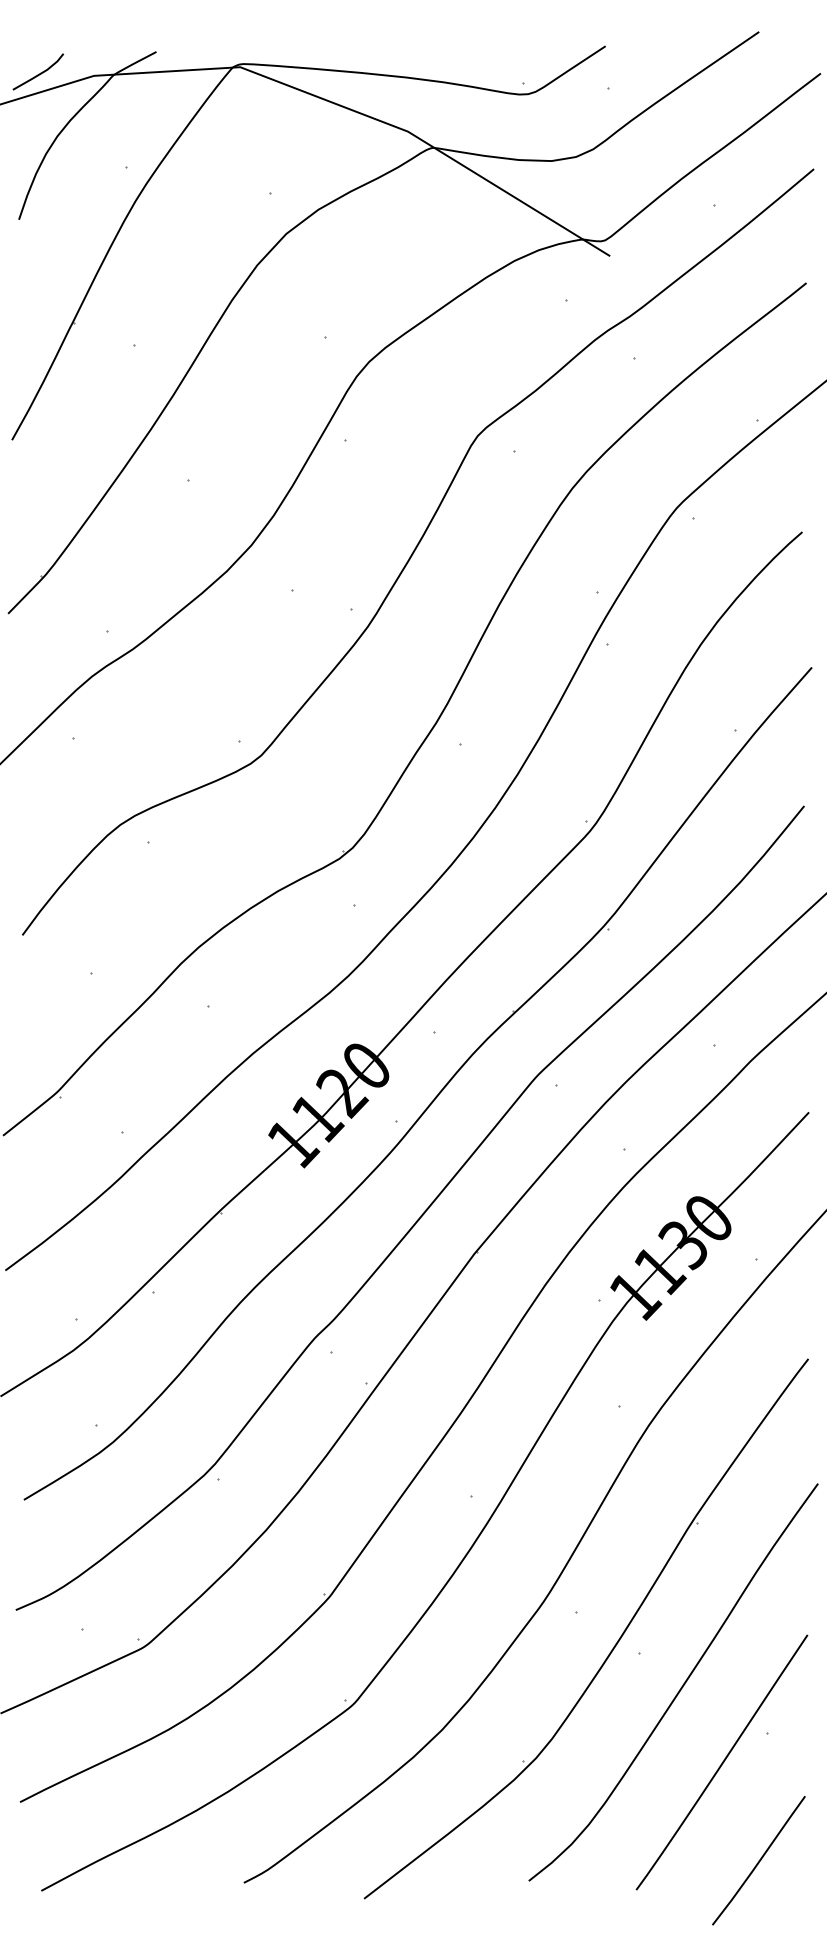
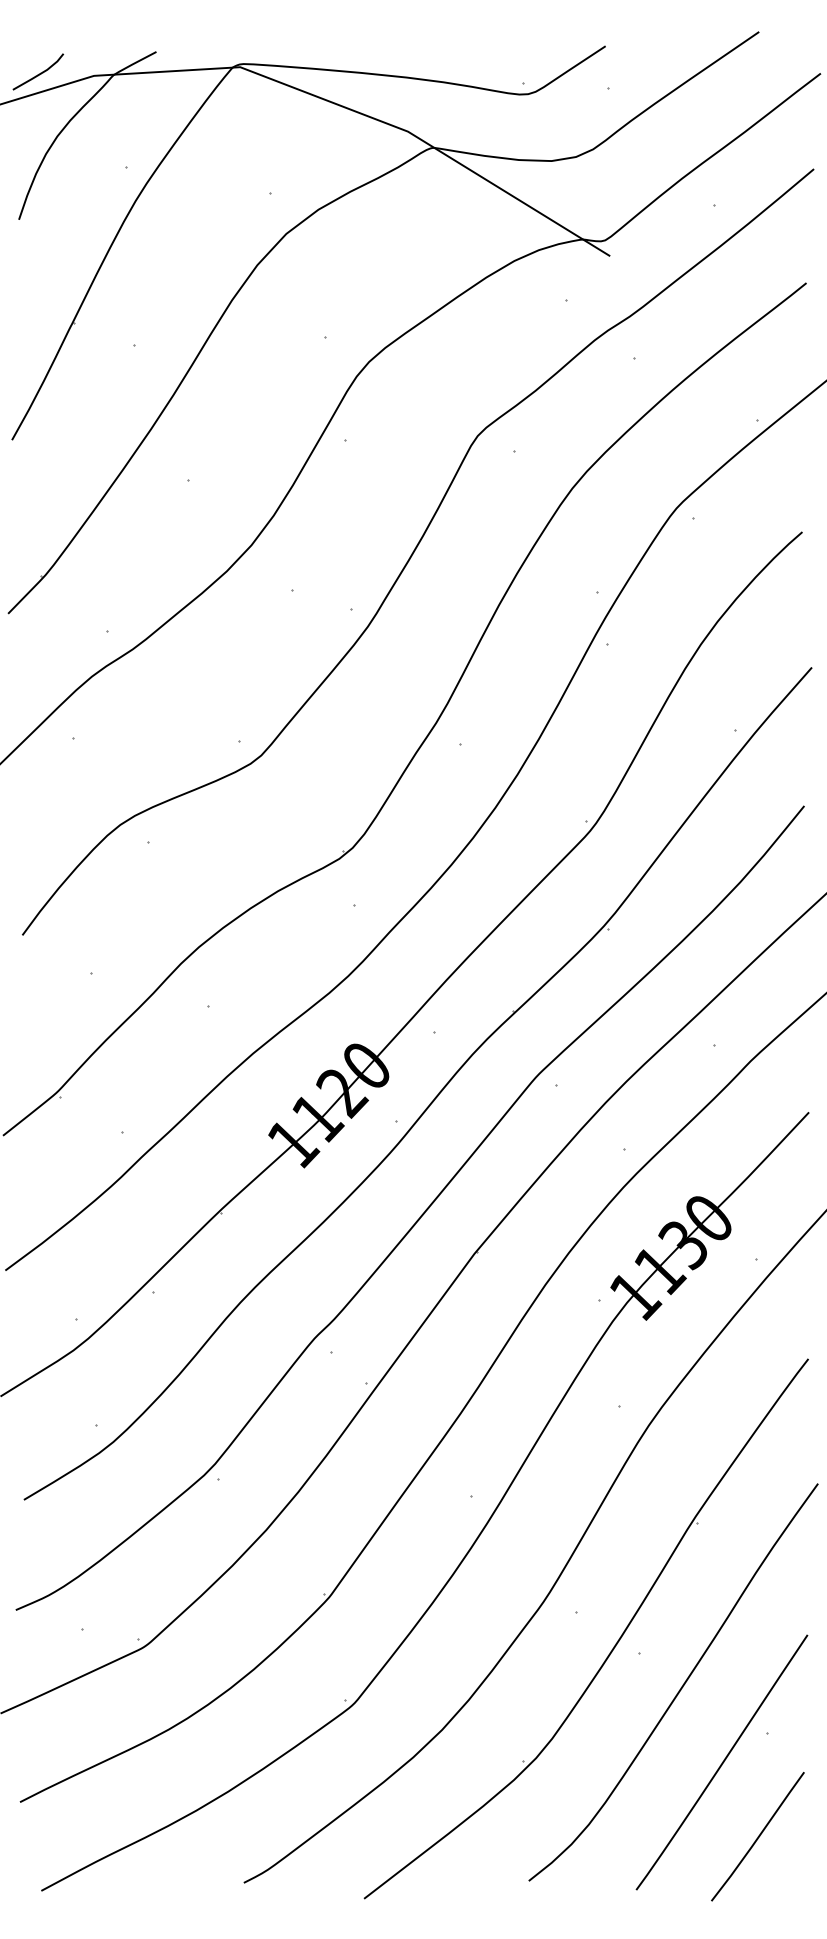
line position: (758, 1860) -> (757, 1836) (757, 1836)
